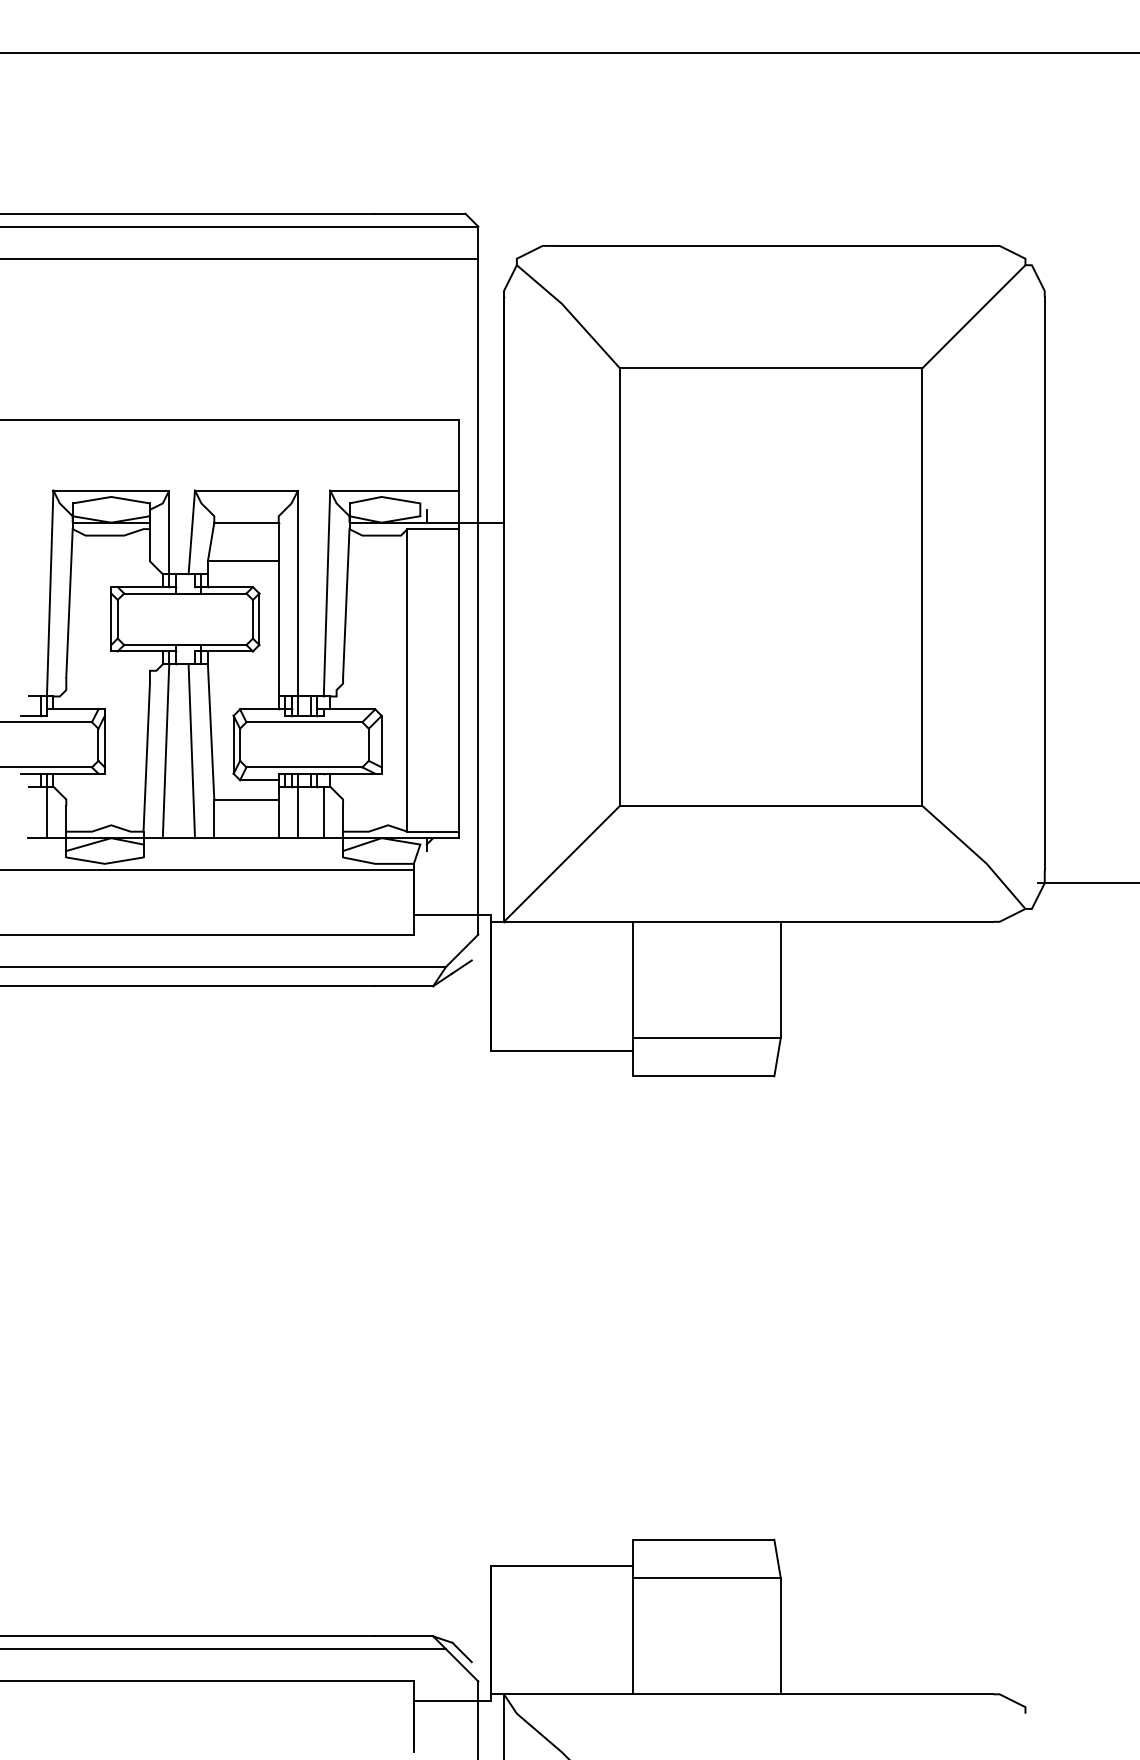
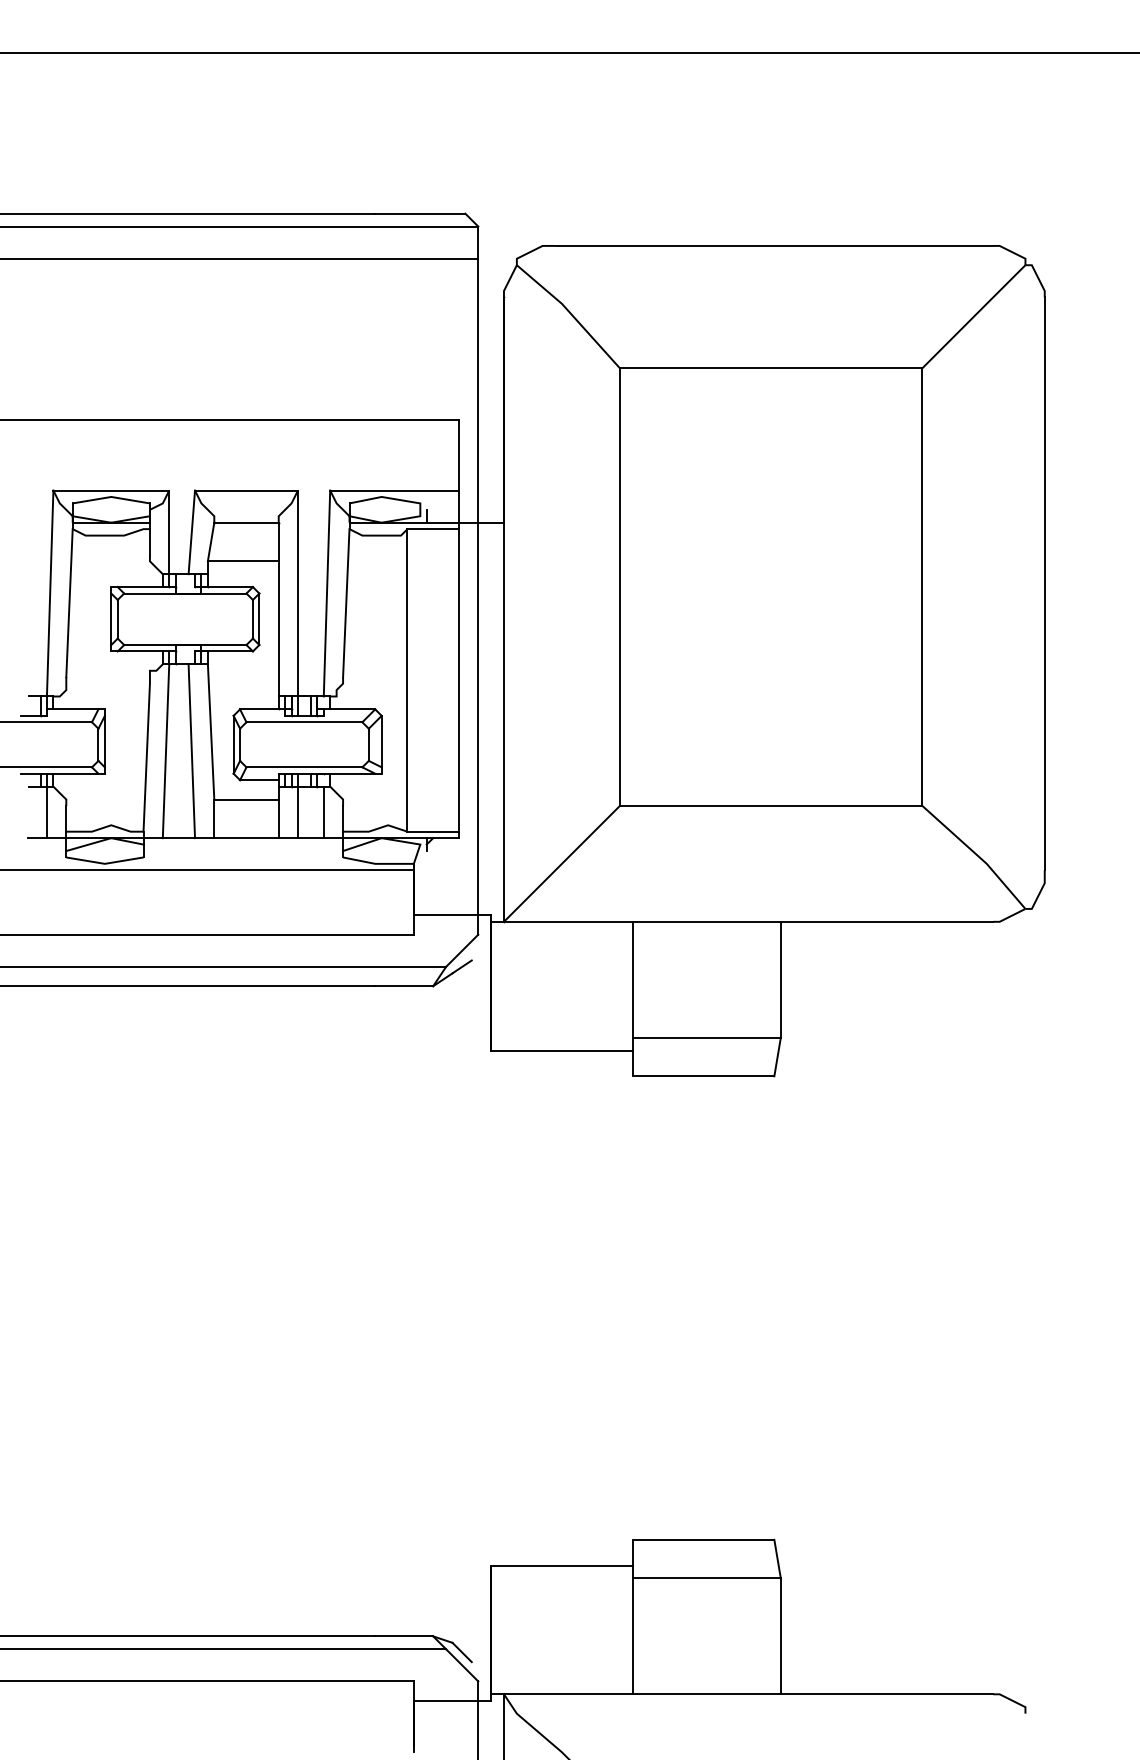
line: present -> none (1087, 883)
